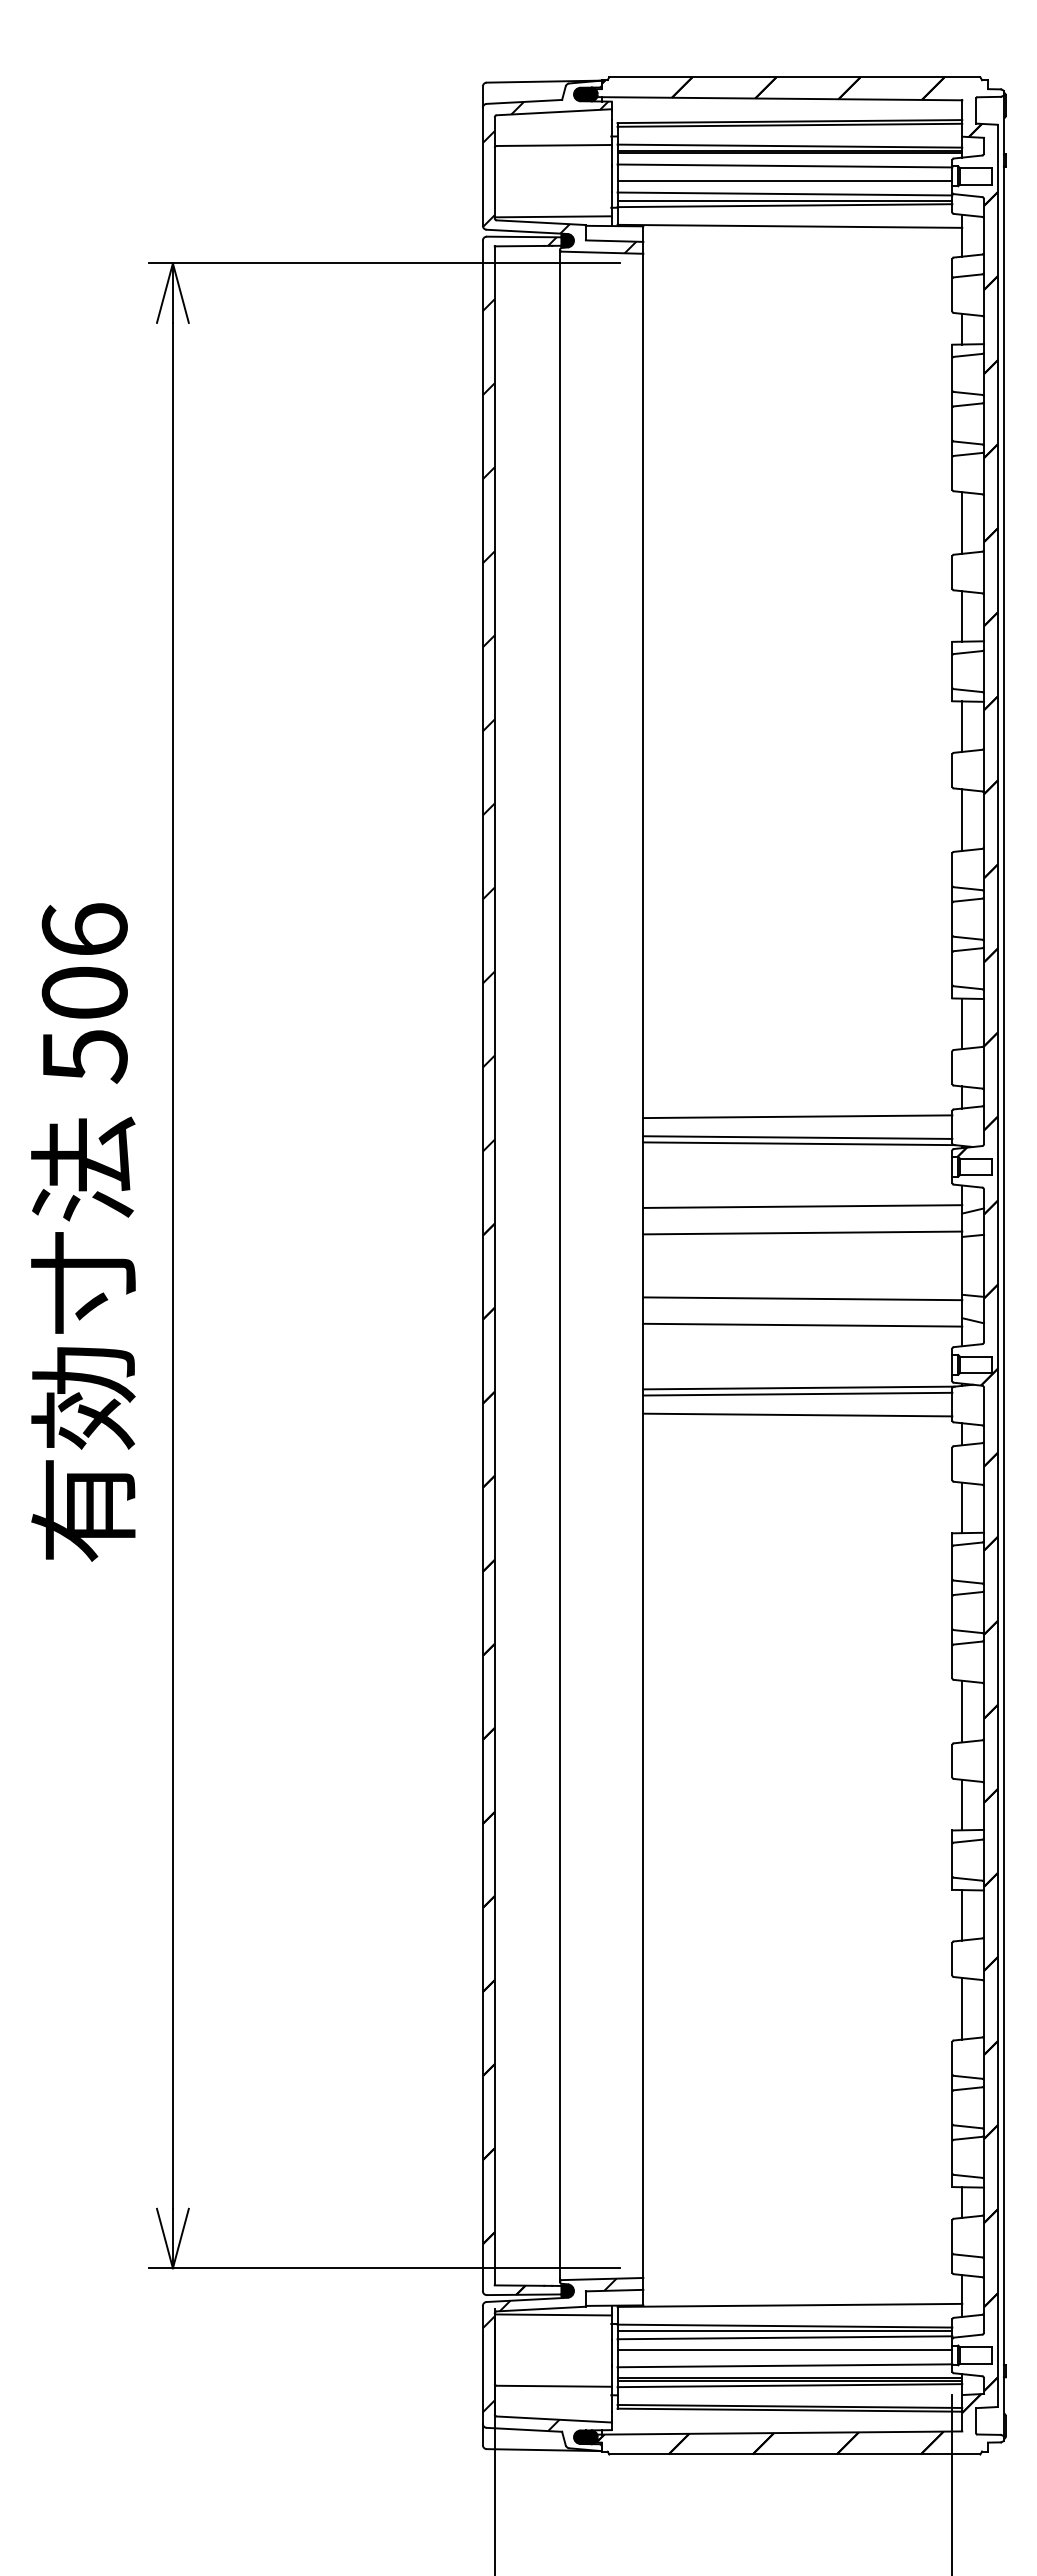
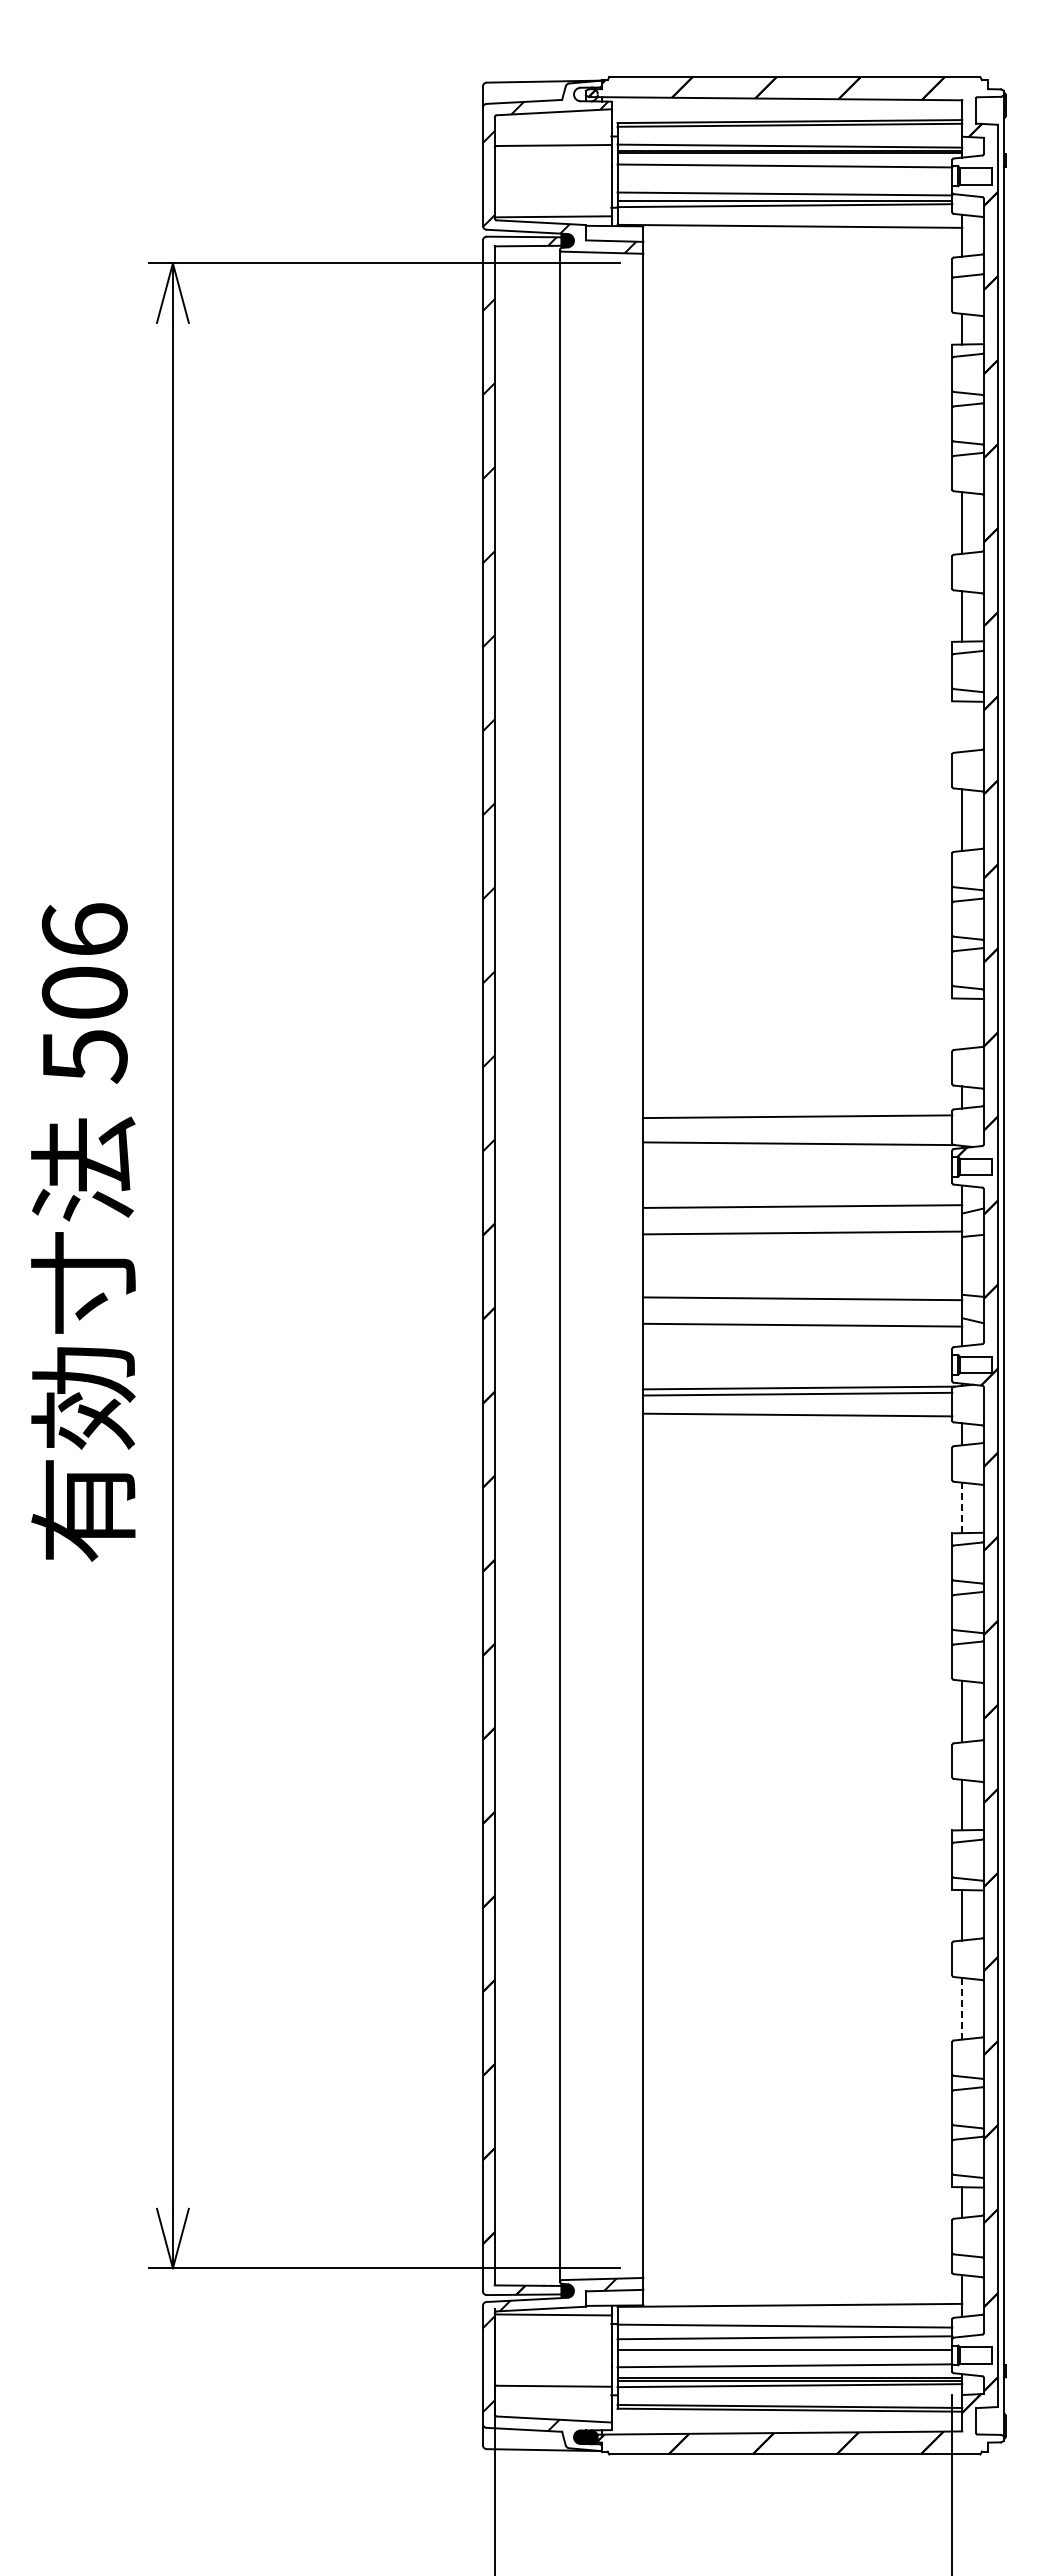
fill: present -> none (585, 94)
line: present -> none (784, 181)
line: present -> none (962, 726)
line: present -> none (962, 1023)
line: present -> none (797, 1137)
line: solid -> dashed (962, 1507)
line: solid -> dashed (962, 2008)
line: present -> none (784, 2330)
